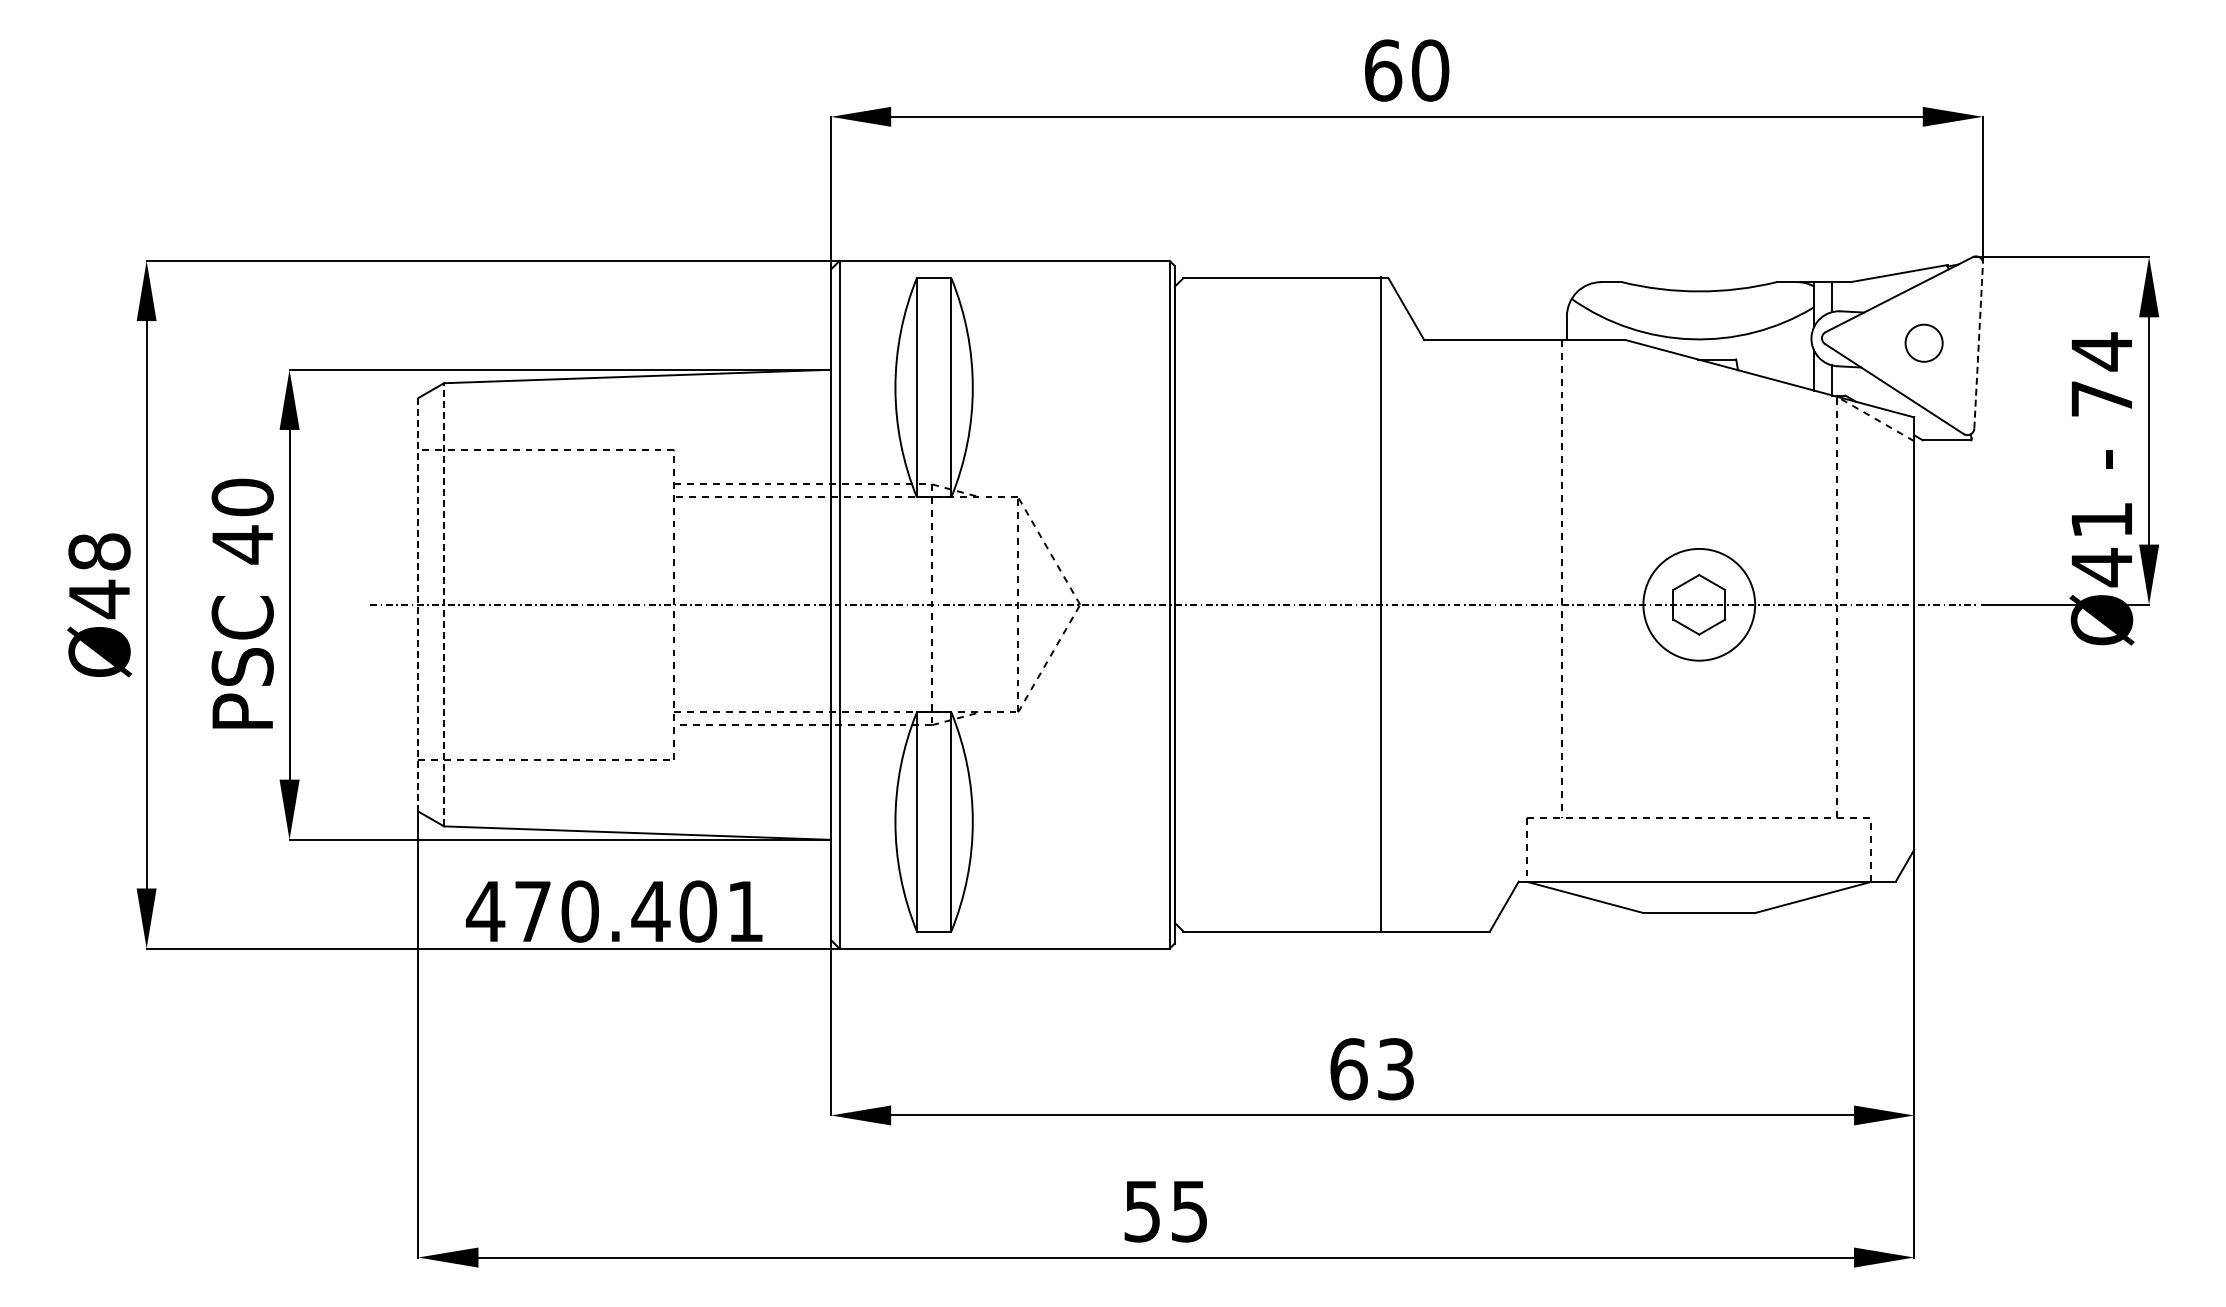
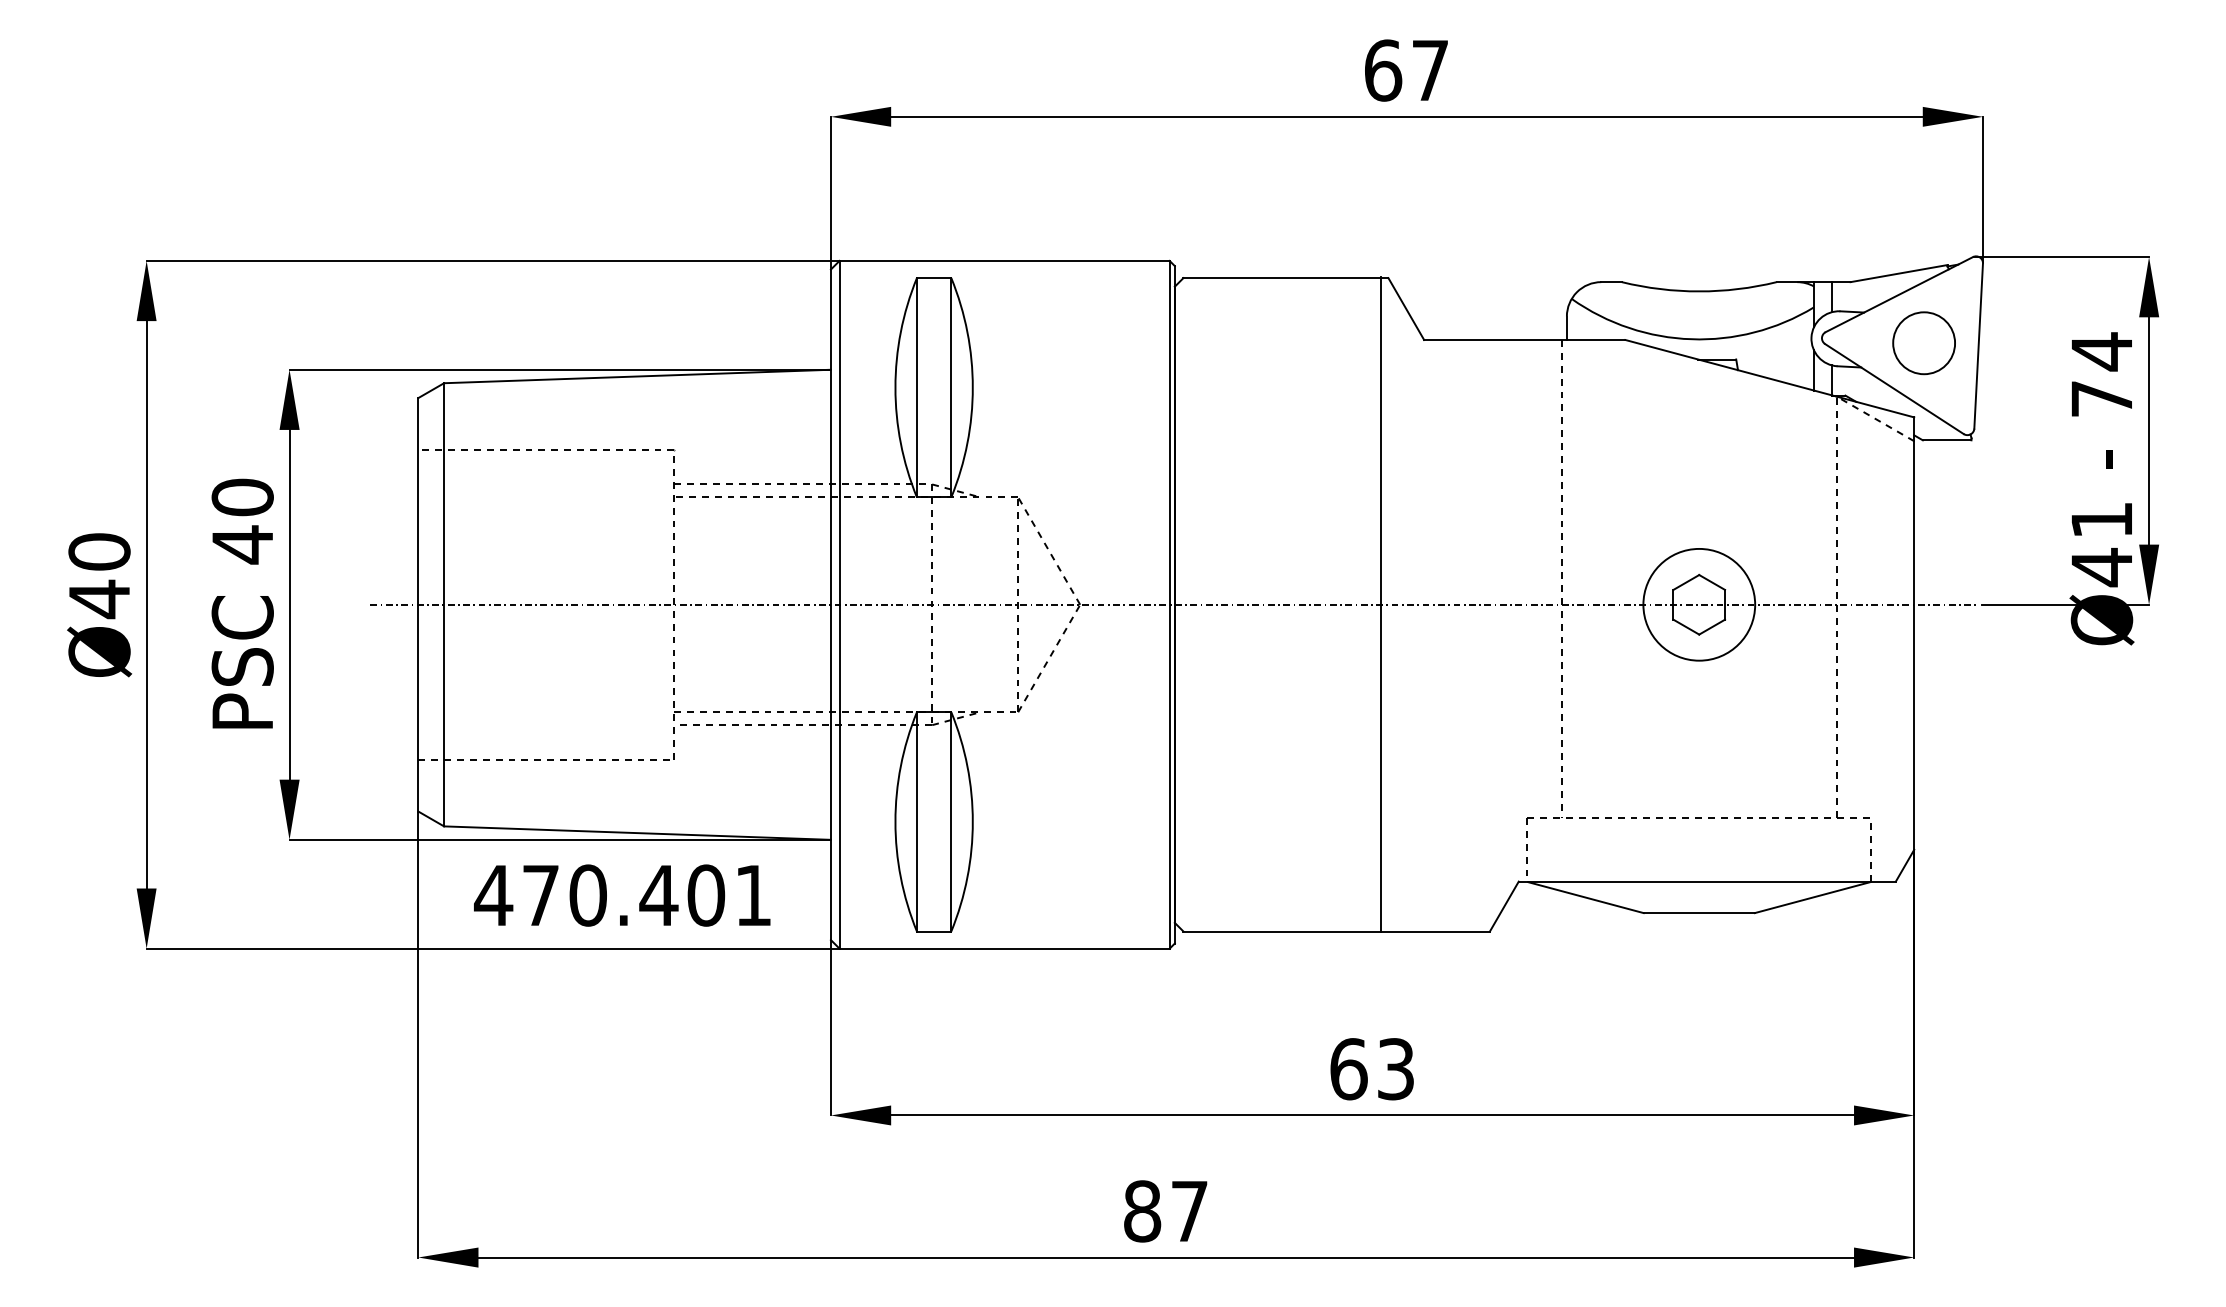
text: 60 -> 67 (1430, 70)
circle diameter: 37 px -> 62 px (1924, 343)
line: dashed -> solid (1978, 346)
text: Ø48 -> Ø40 (99, 551)
line: dashed -> solid (418, 604)
line: dashed -> solid (444, 604)
text position: (614, 911) -> (622, 895) (622, 895)
text: 55 -> 87 (1165, 1211)
